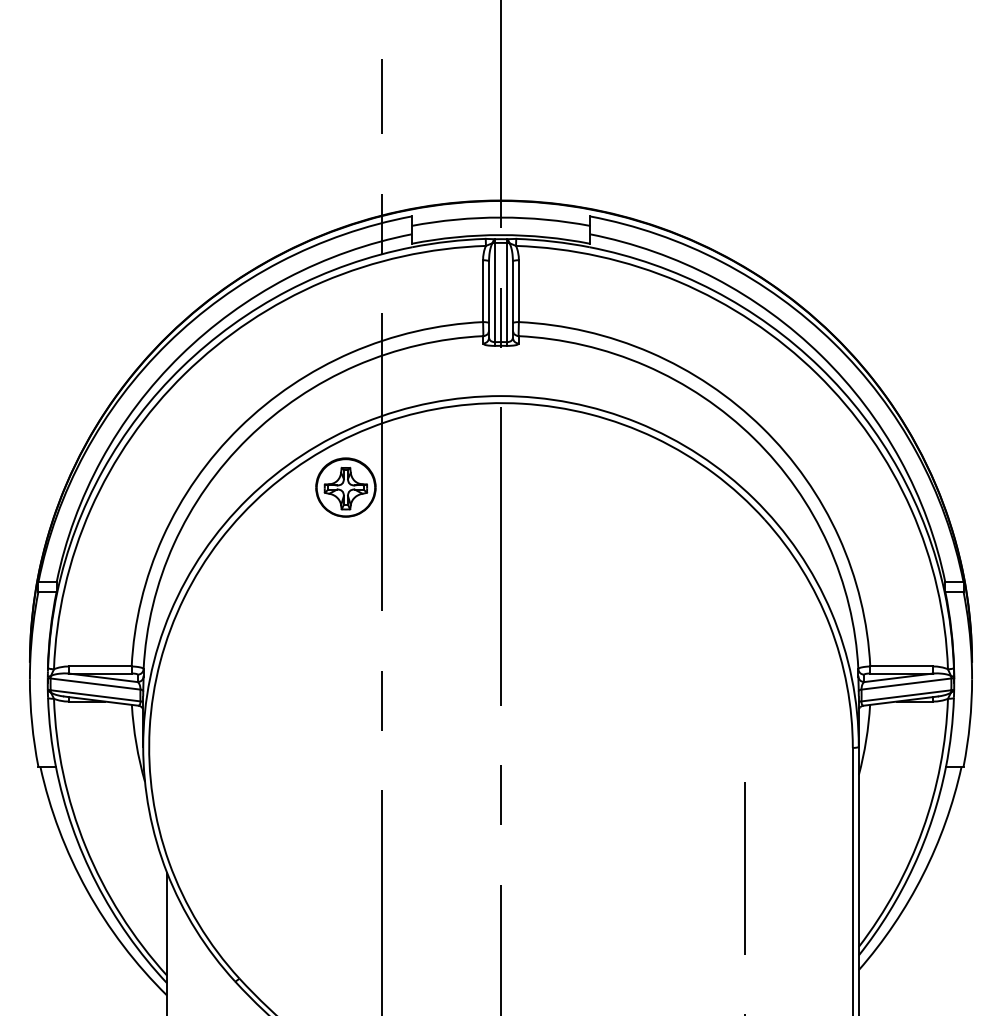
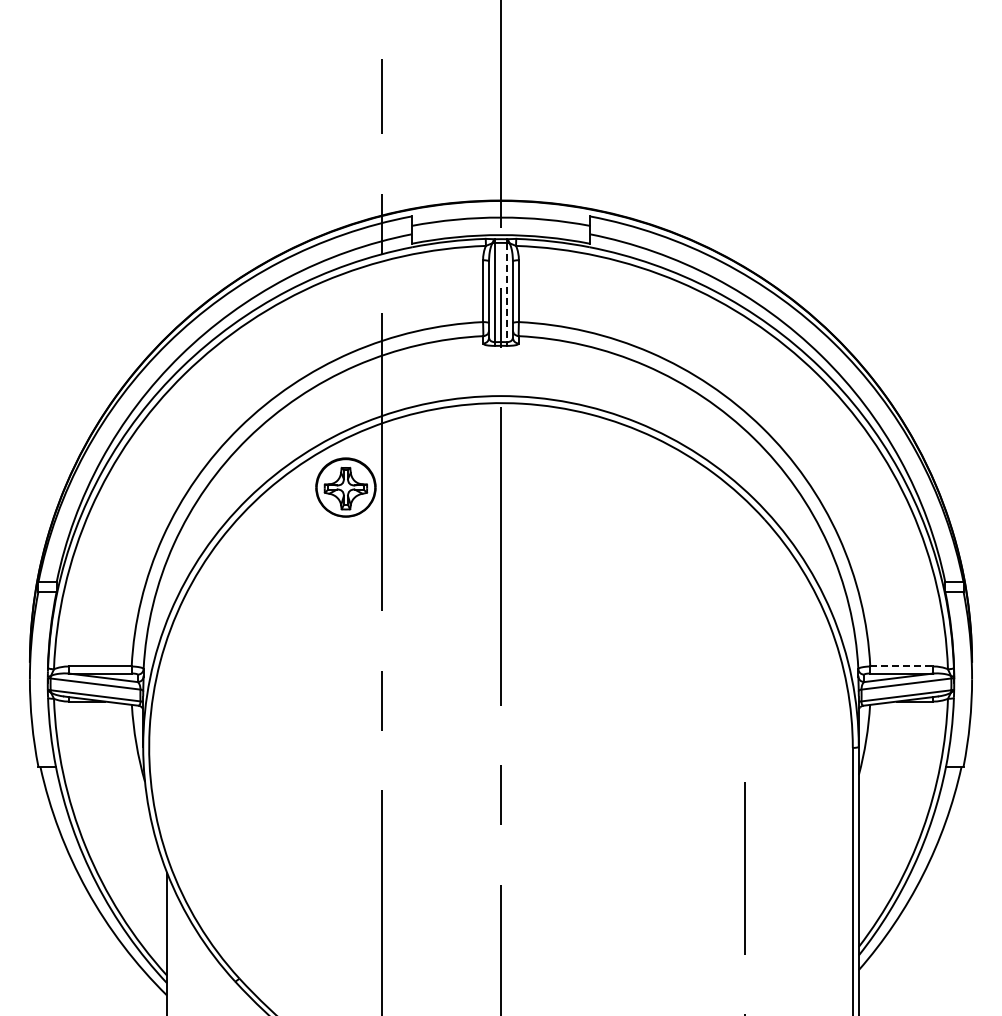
line: solid -> dashed (507, 292)
line: solid -> dashed (901, 666)
